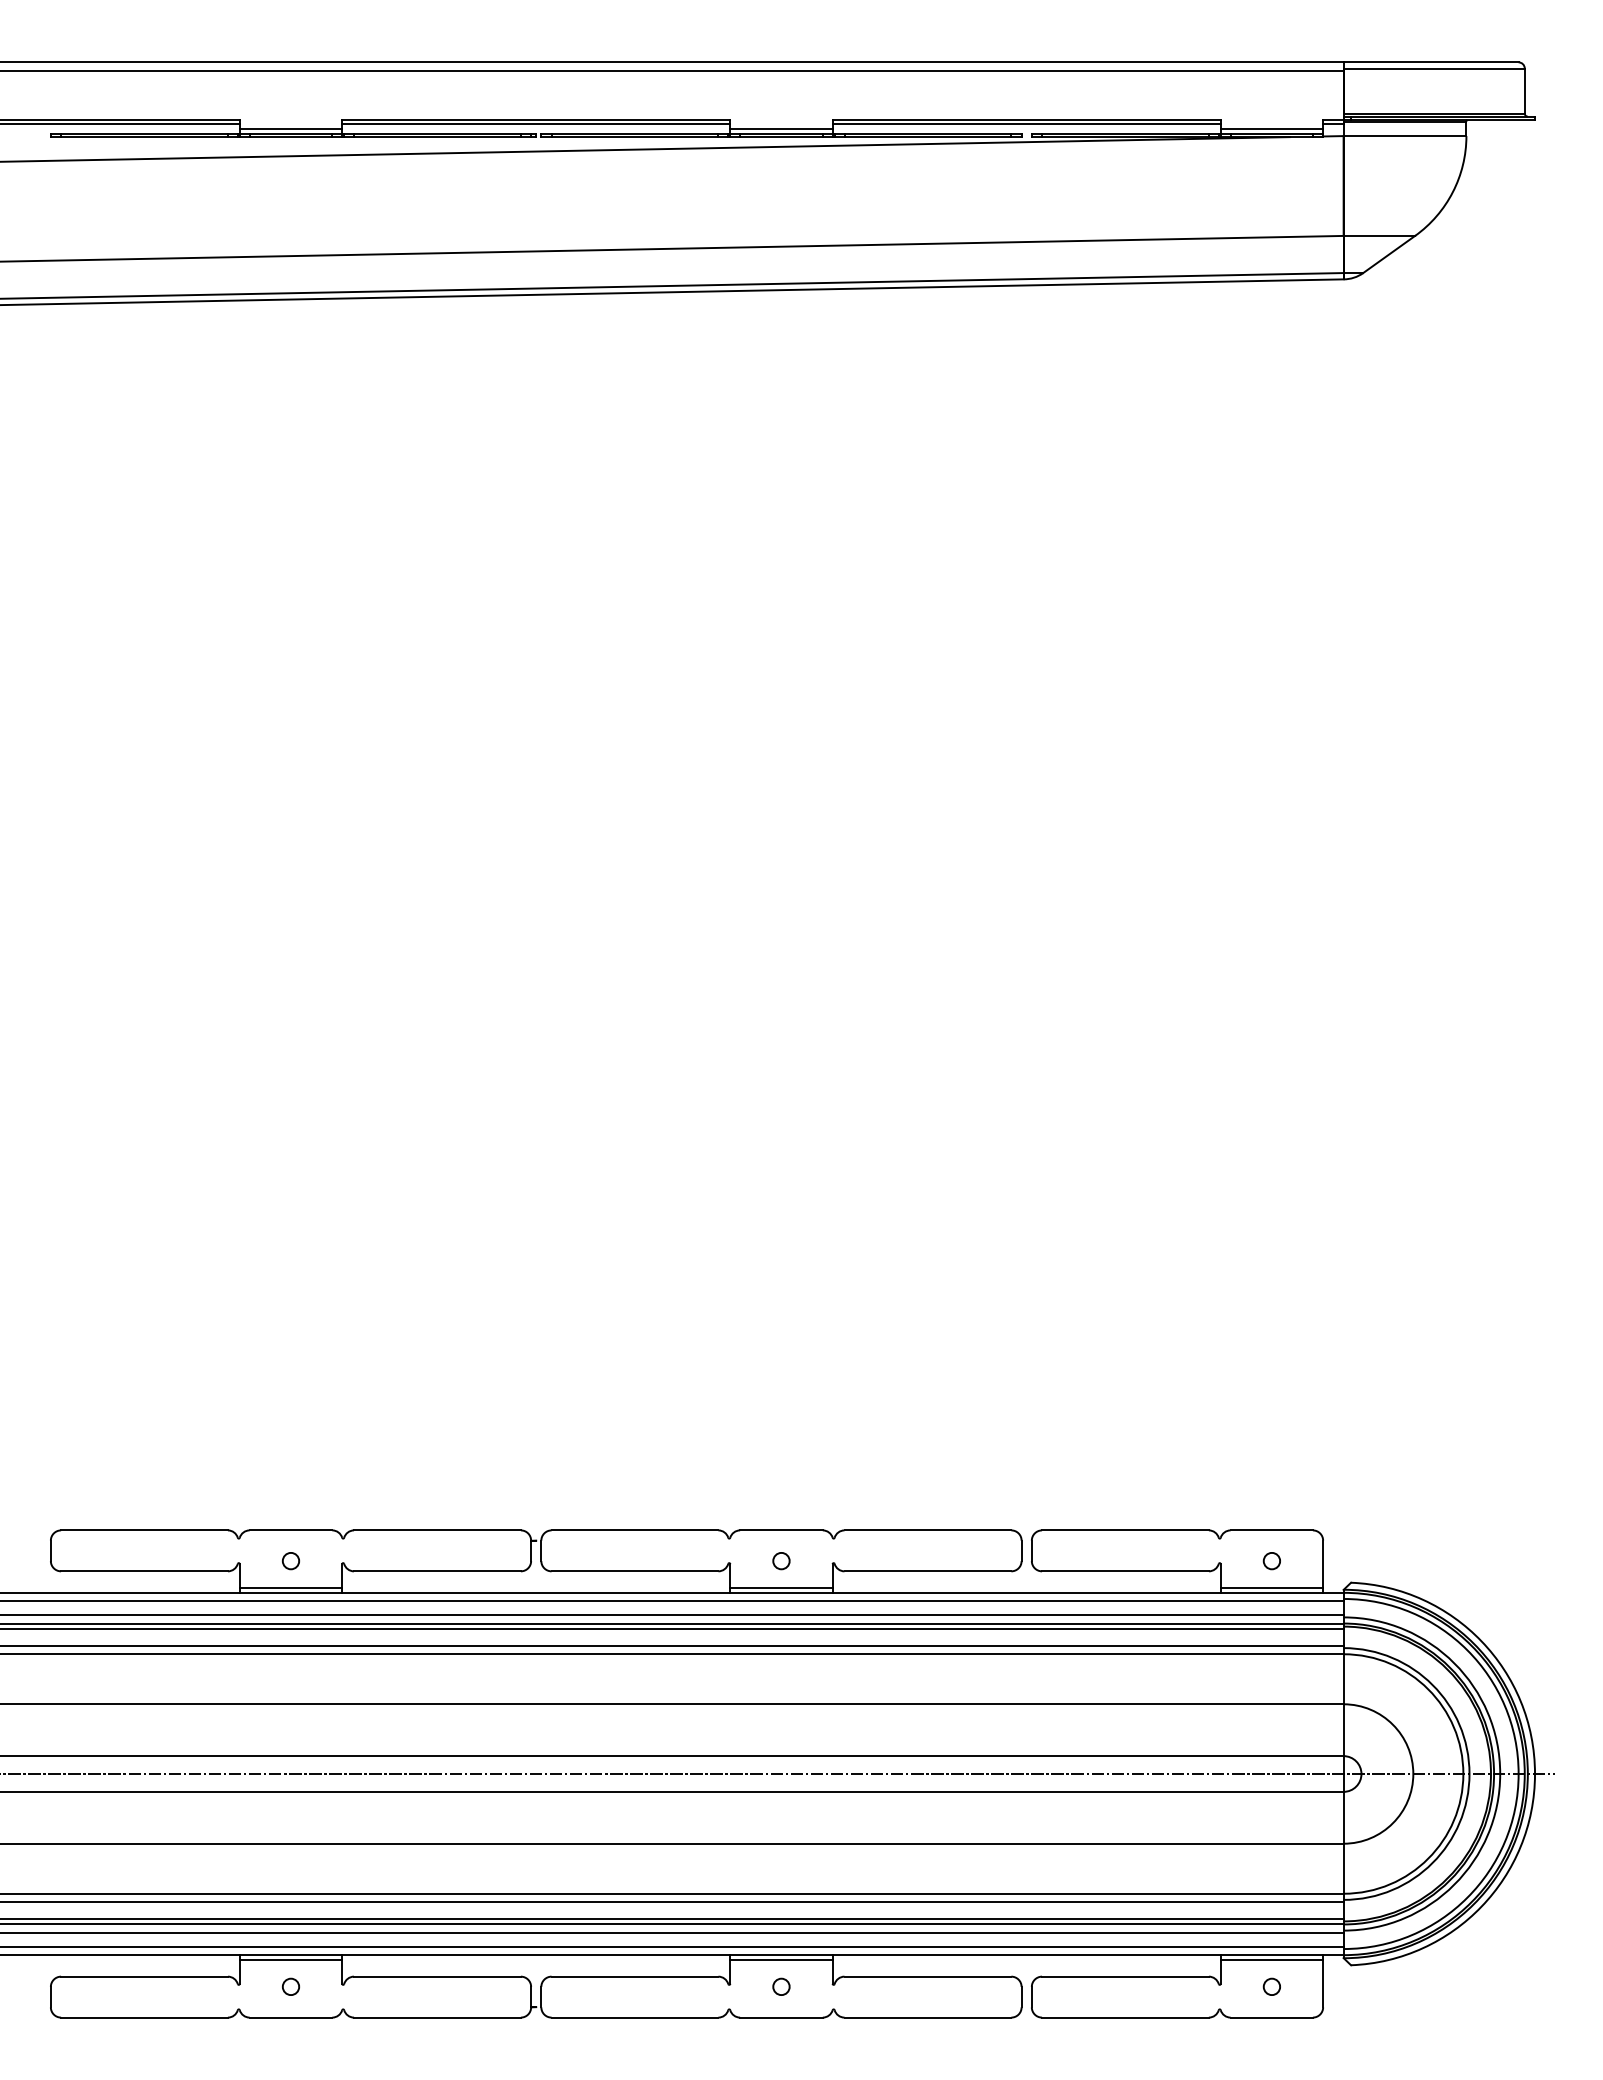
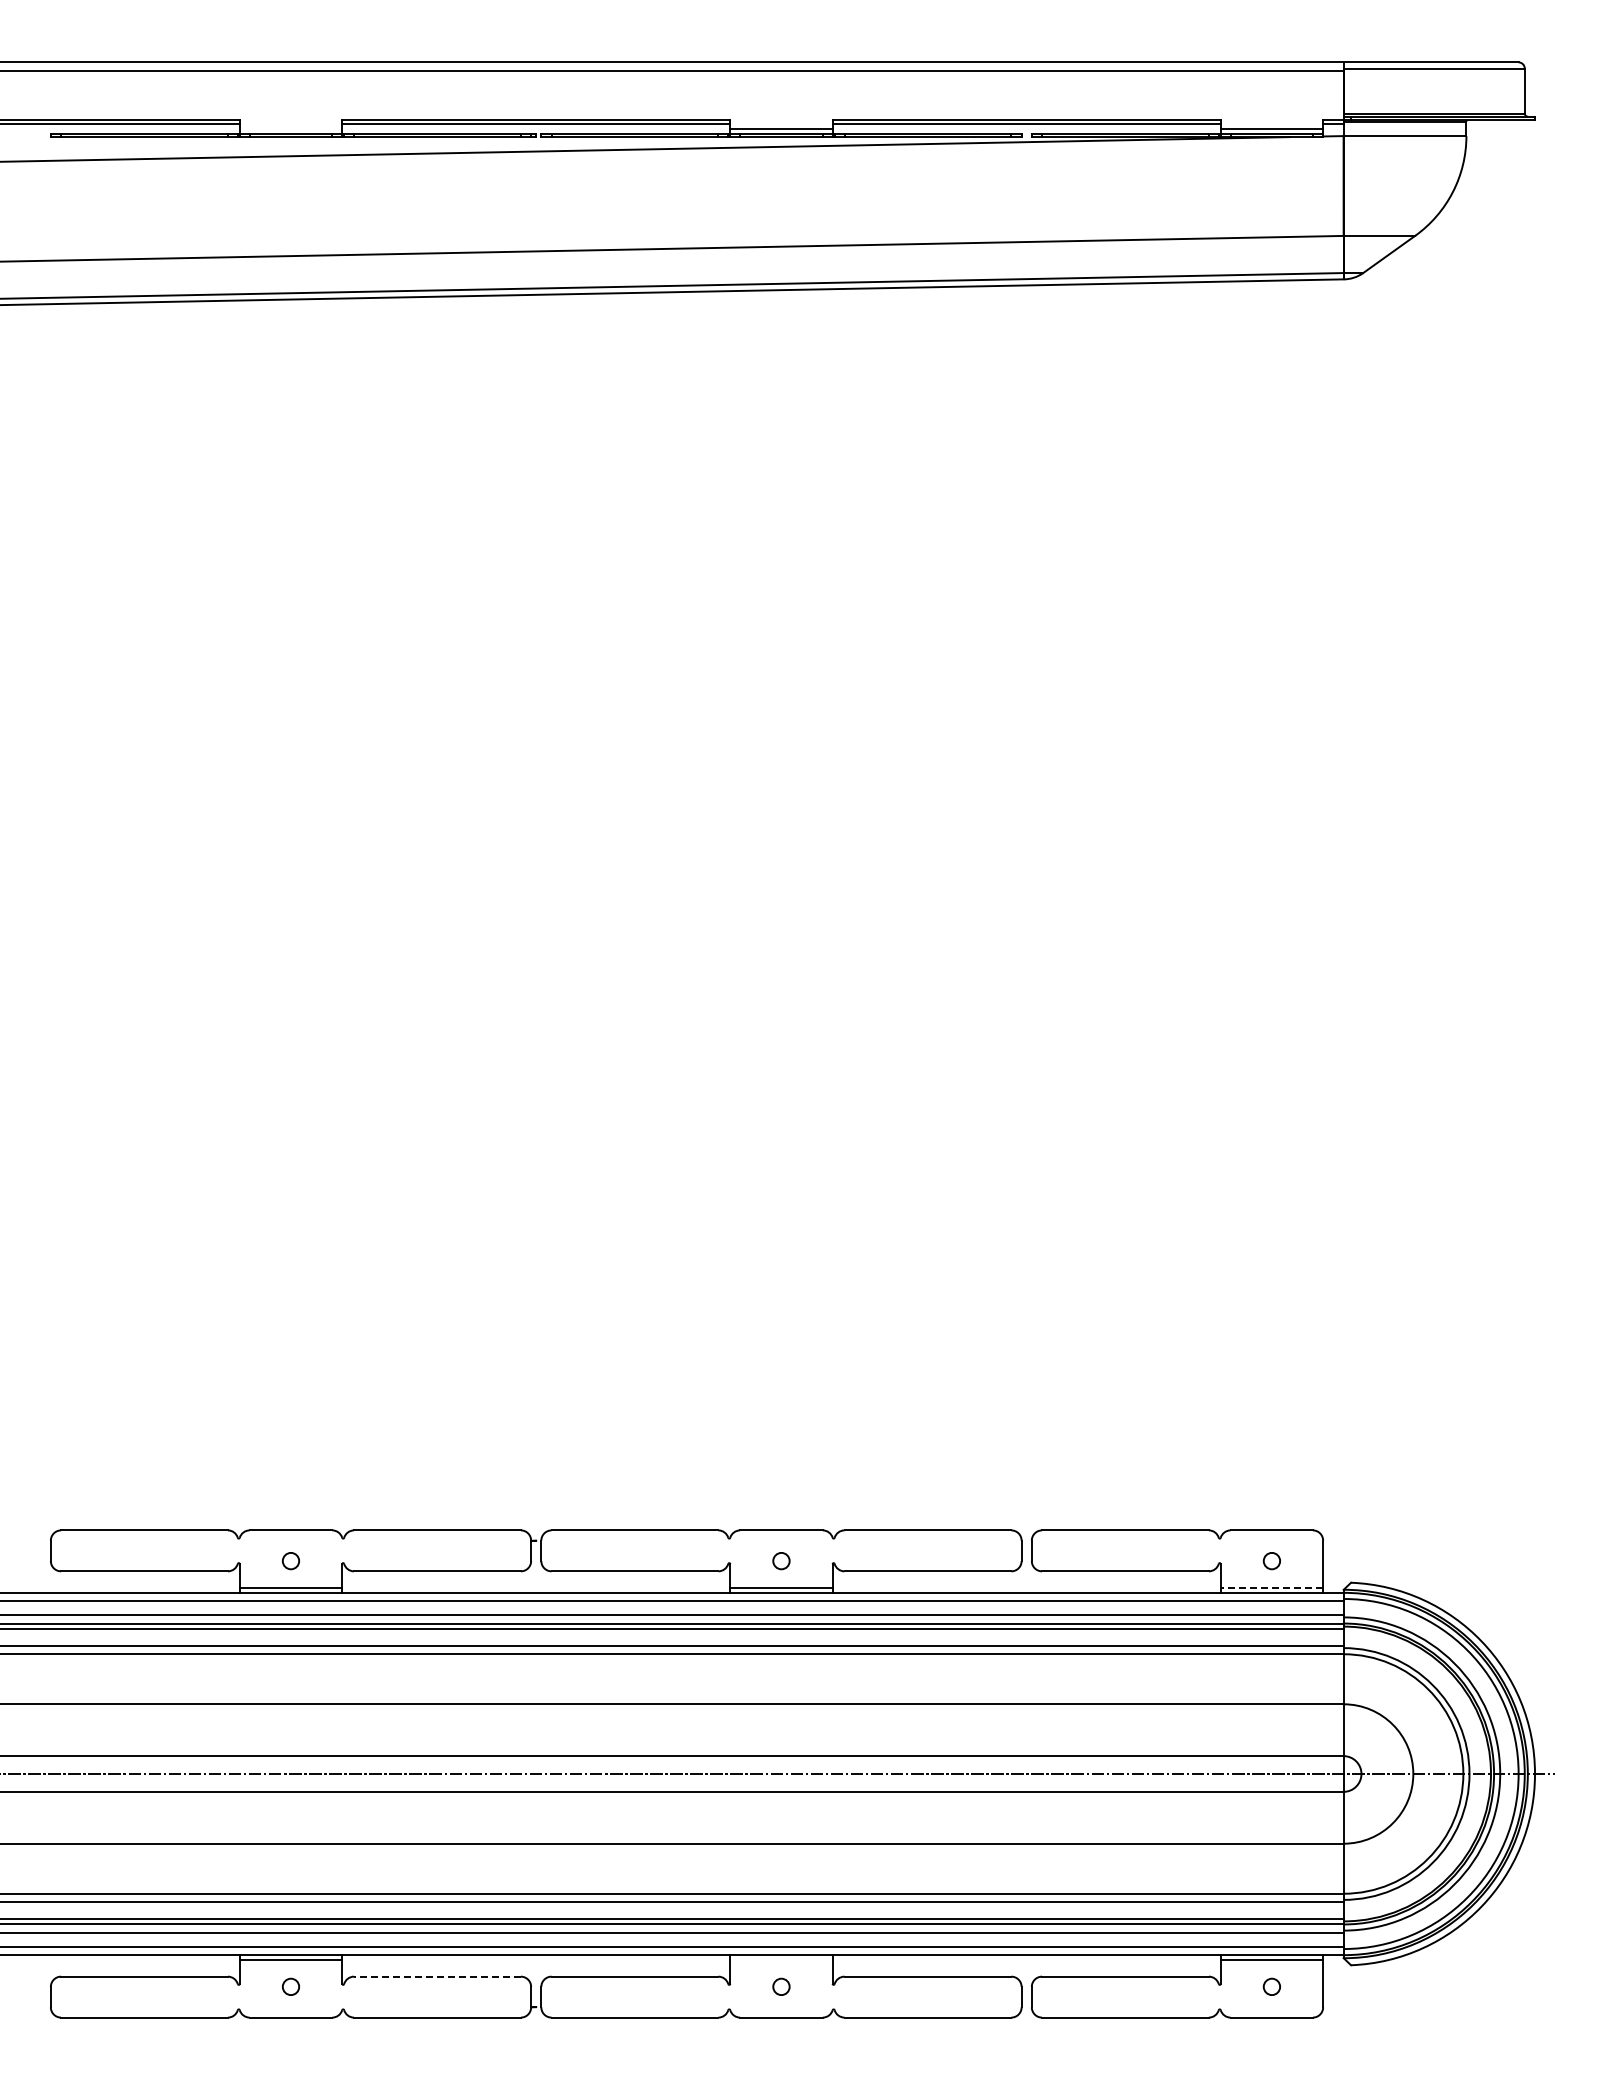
line: present -> none (290, 128)
line: solid -> dashed (1271, 1587)
line: present -> none (781, 1960)
line: solid -> dashed (436, 1976)
